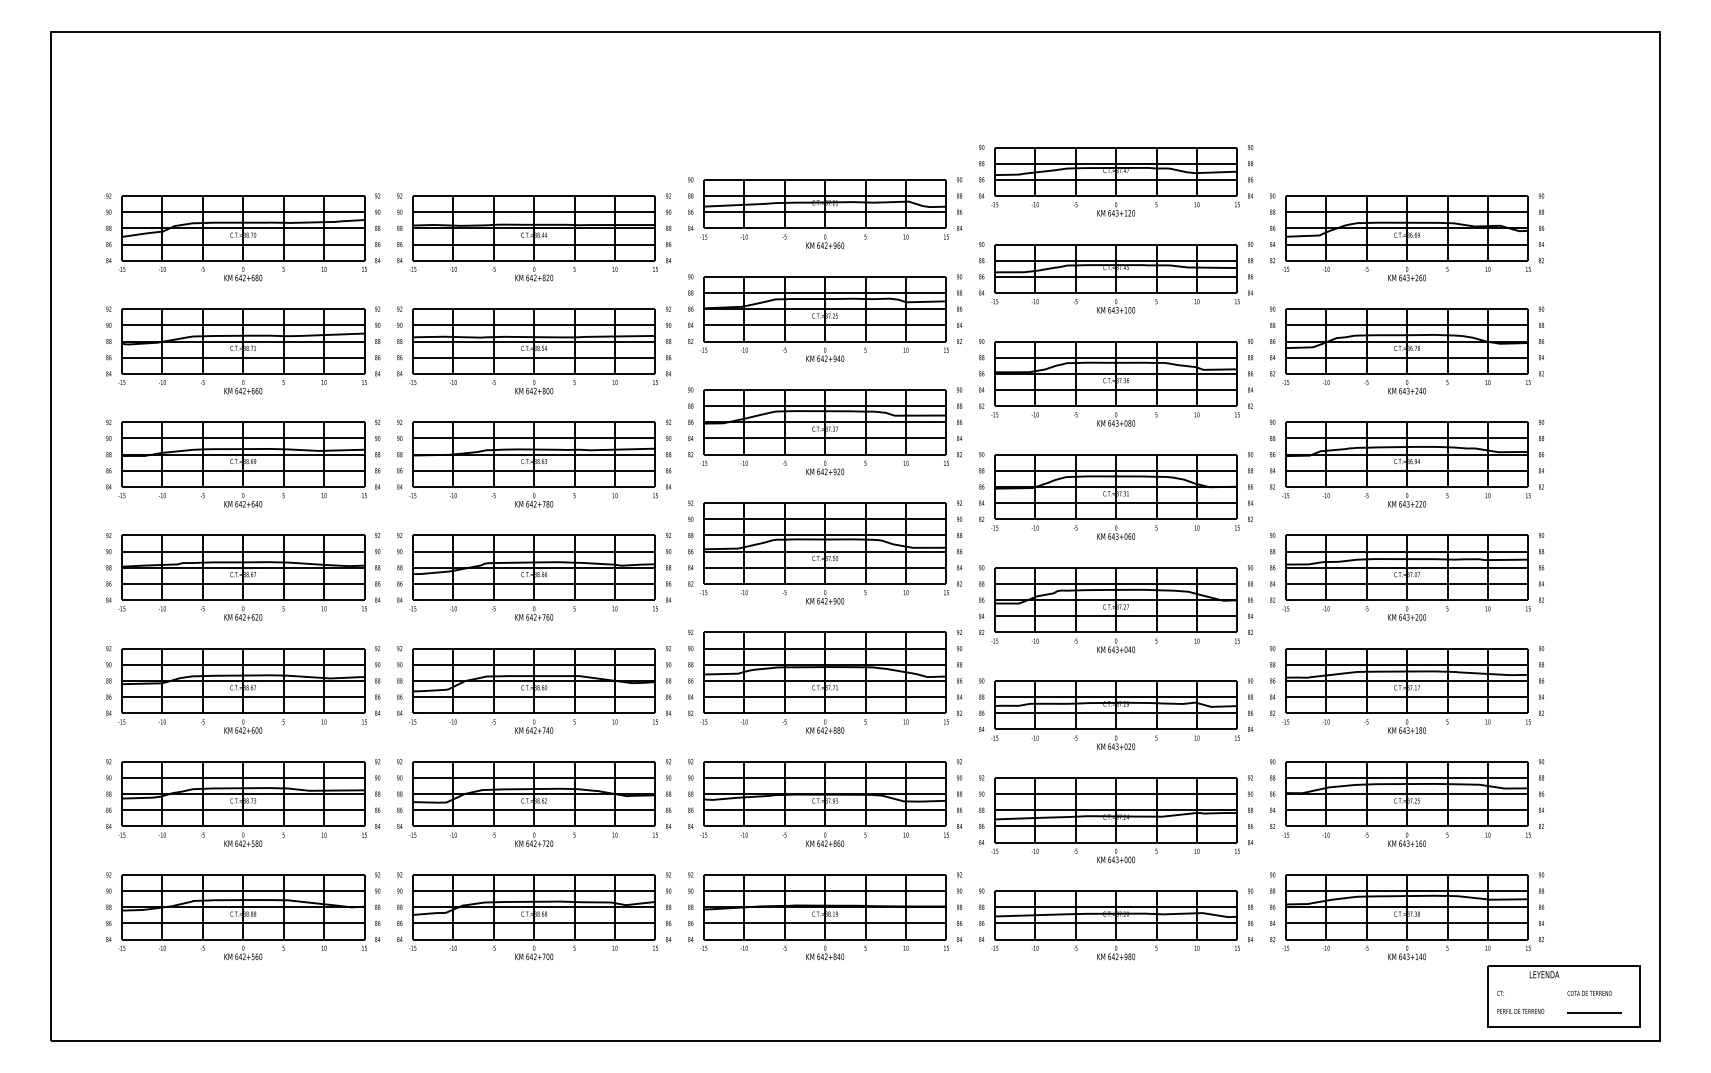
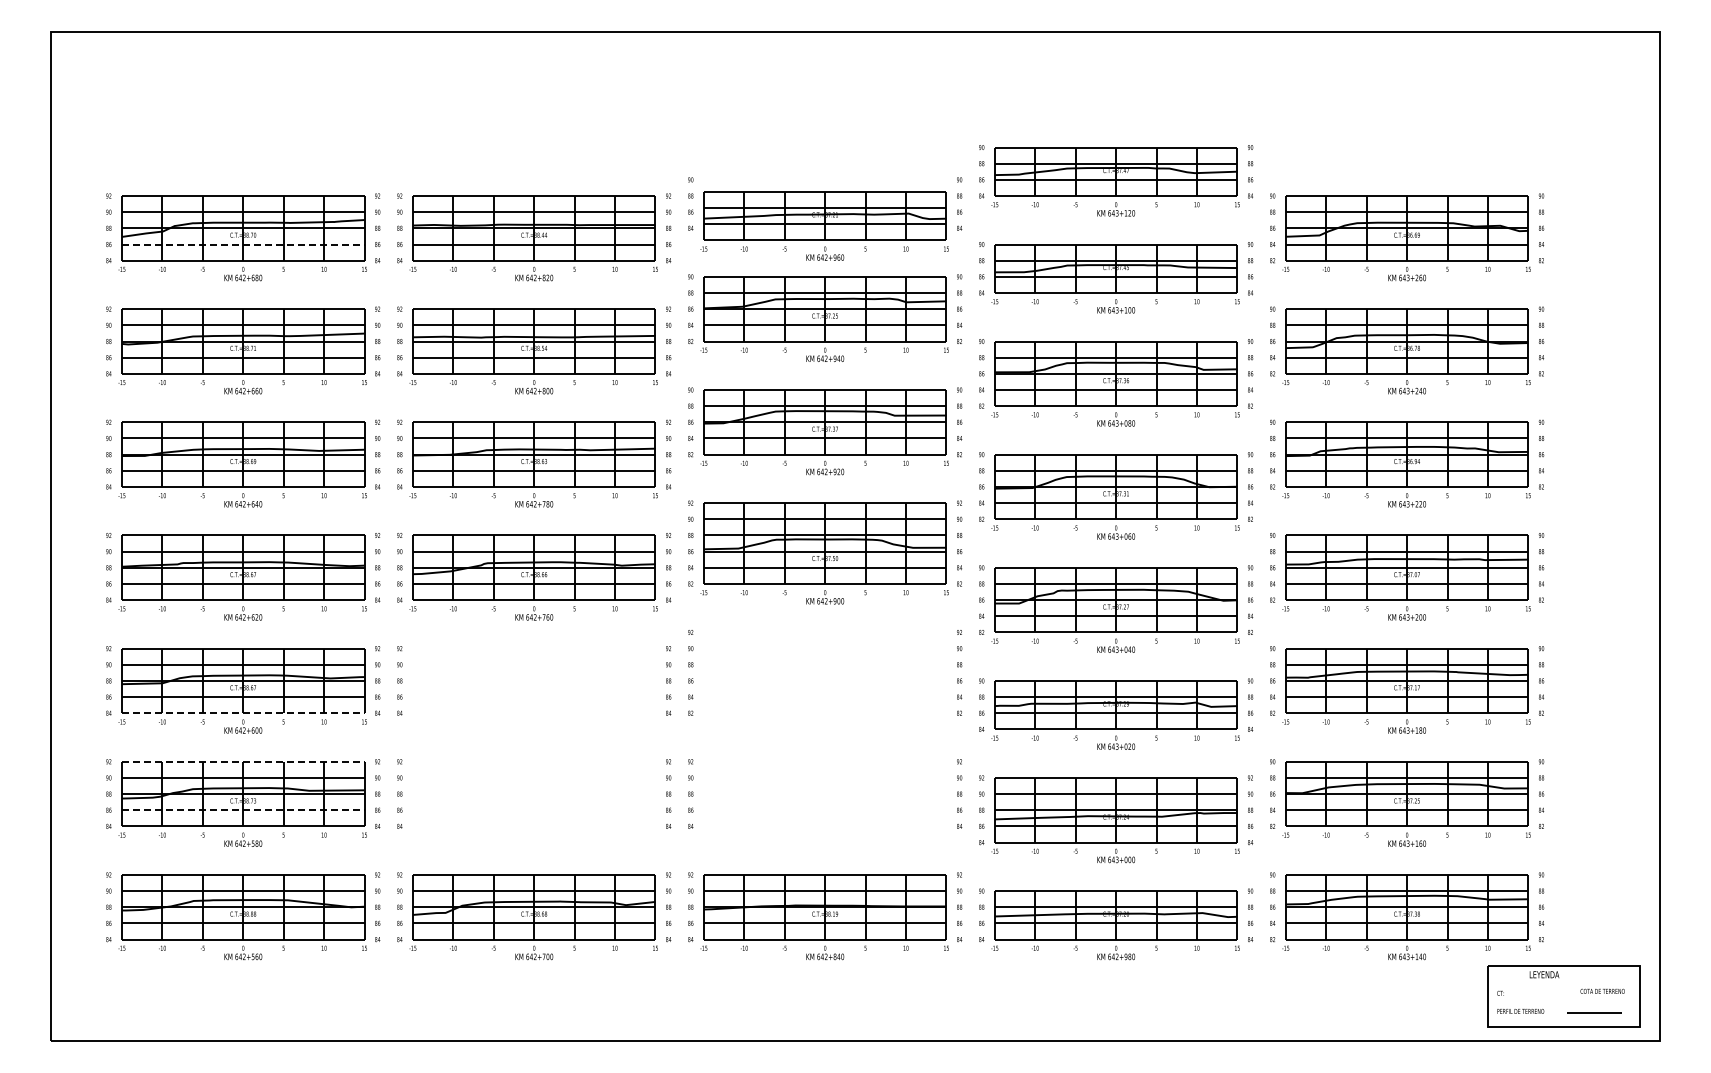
part position: (824, 213) -> (824, 225) (824, 225)
line: solid -> dashed (243, 244)
part: present -> none (824, 682)
part: present -> none (533, 690)
line: solid -> dashed (243, 713)
line: solid -> dashed (243, 761)
part: present -> none (533, 803)
part: present -> none (824, 803)
line: solid -> dashed (243, 810)
text position: (1589, 992) -> (1602, 990) (1602, 990)
